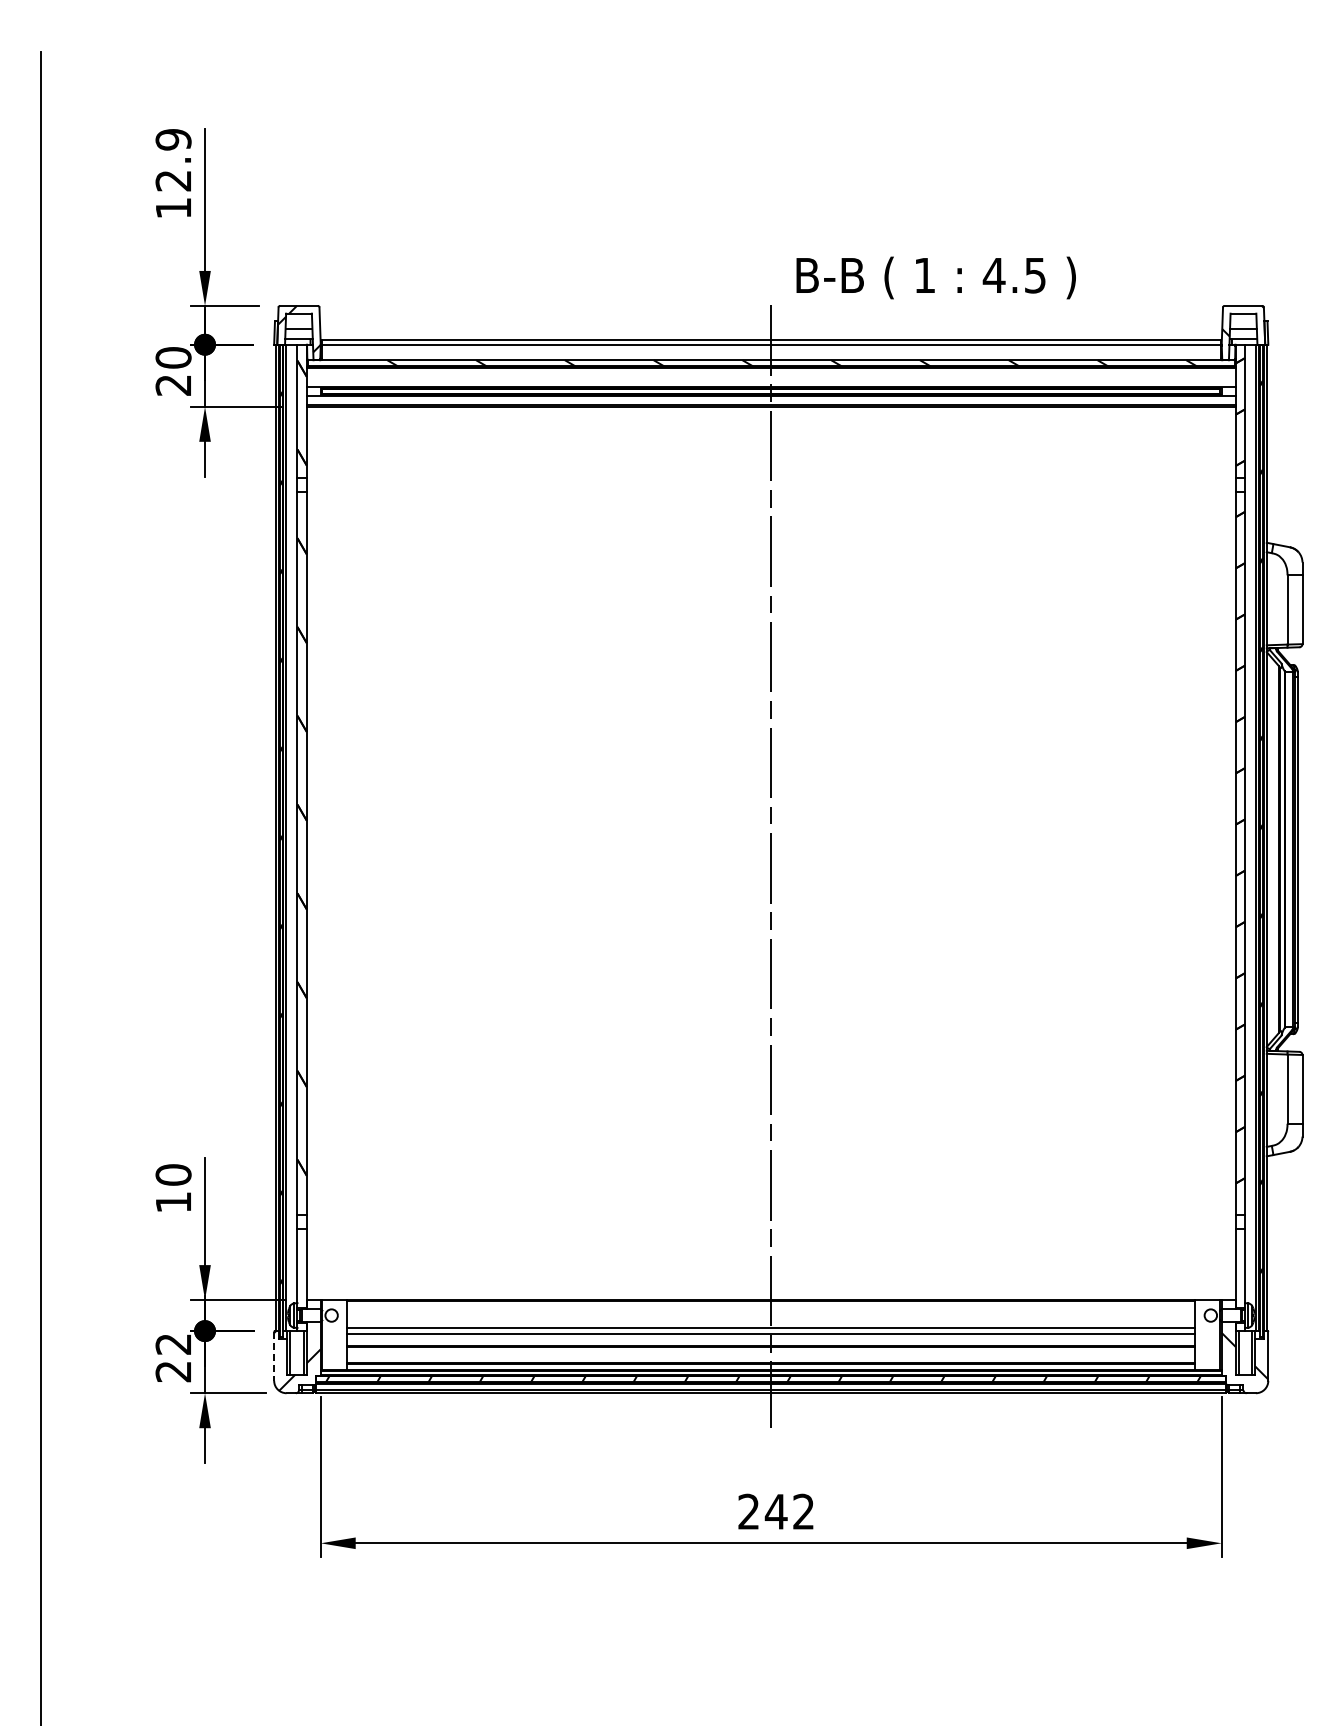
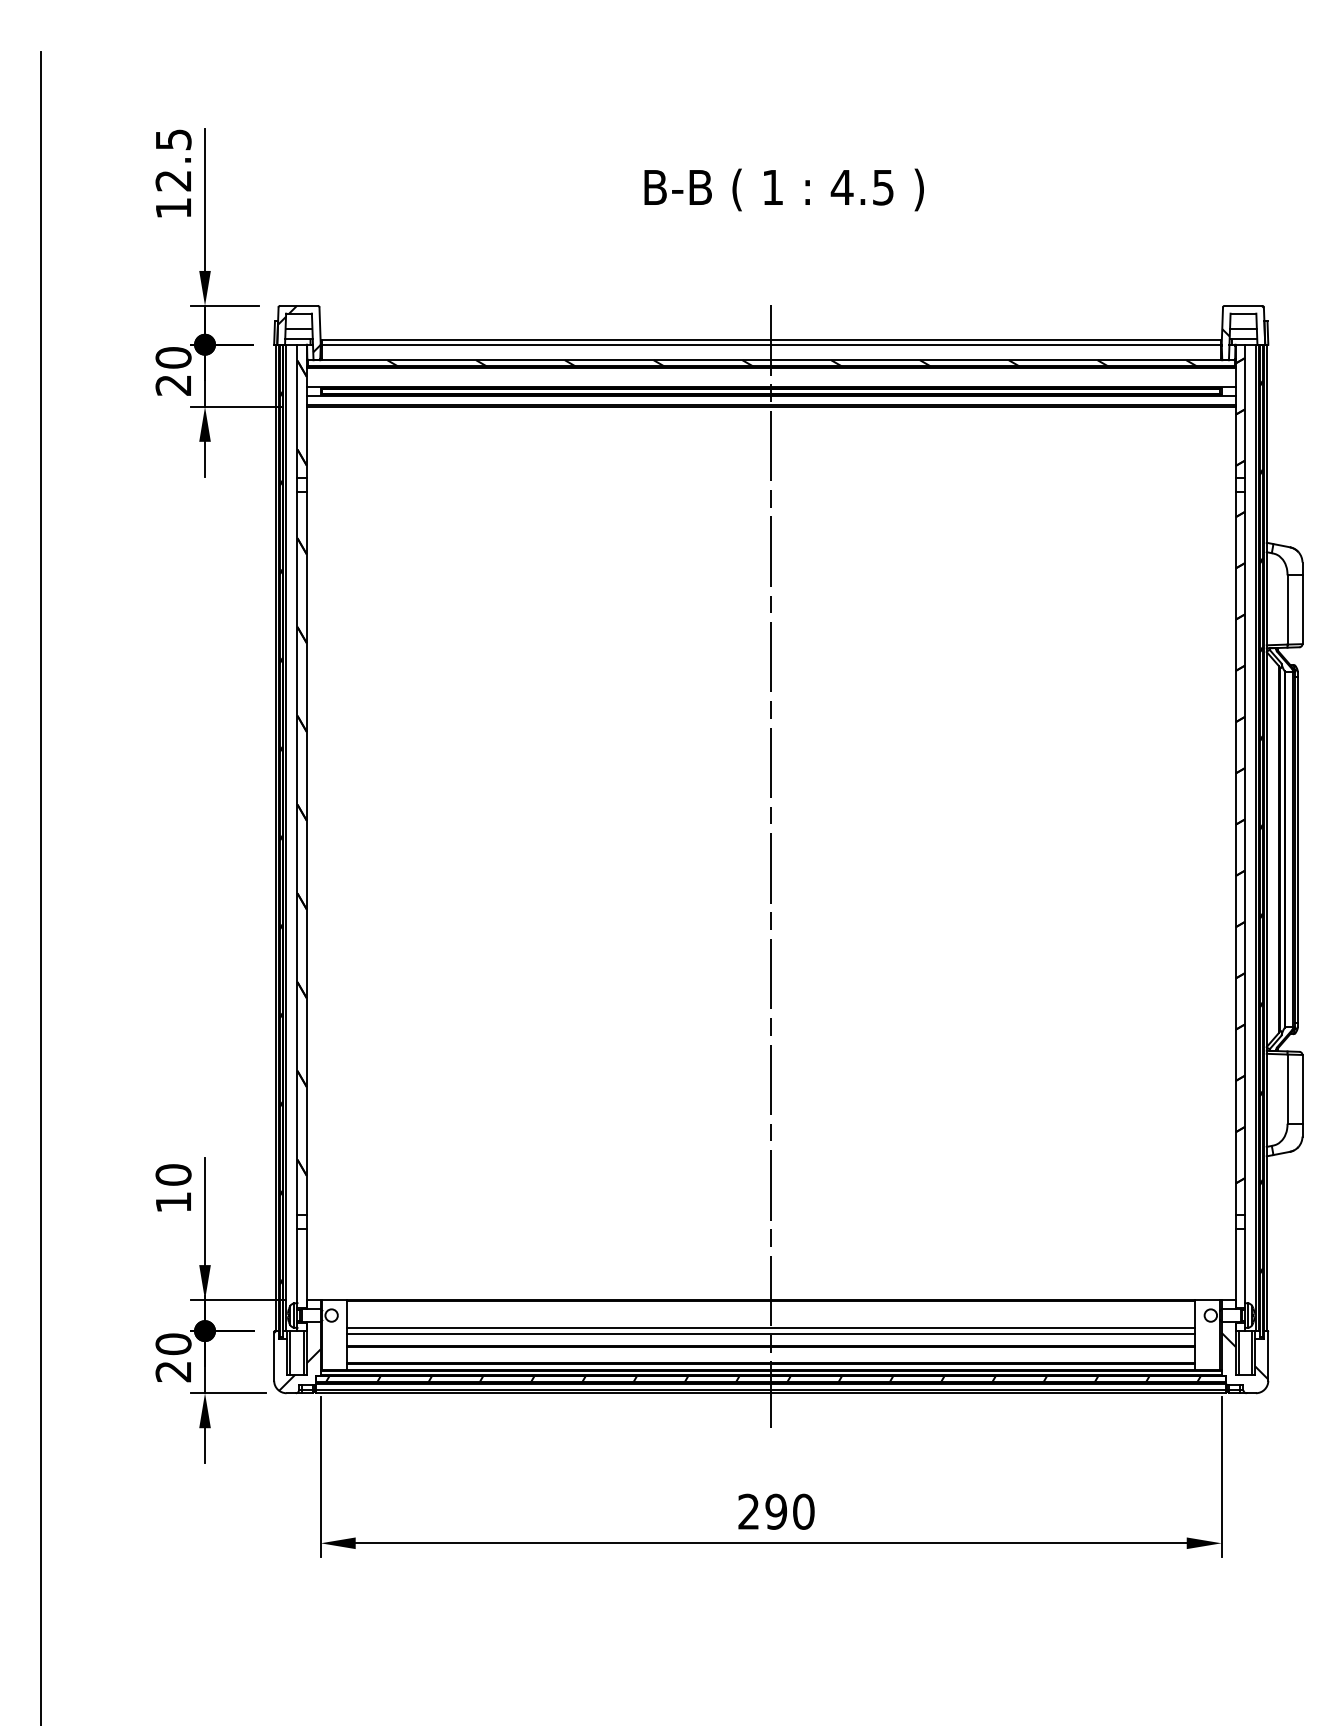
text: 12.9 -> 12.5 (173, 139)
text position: (935, 277) -> (783, 189) (783, 189)
text: 22 -> 20 (173, 1344)
line: dashed -> solid (274, 1356)
text: 242 -> 290 (789, 1511)
